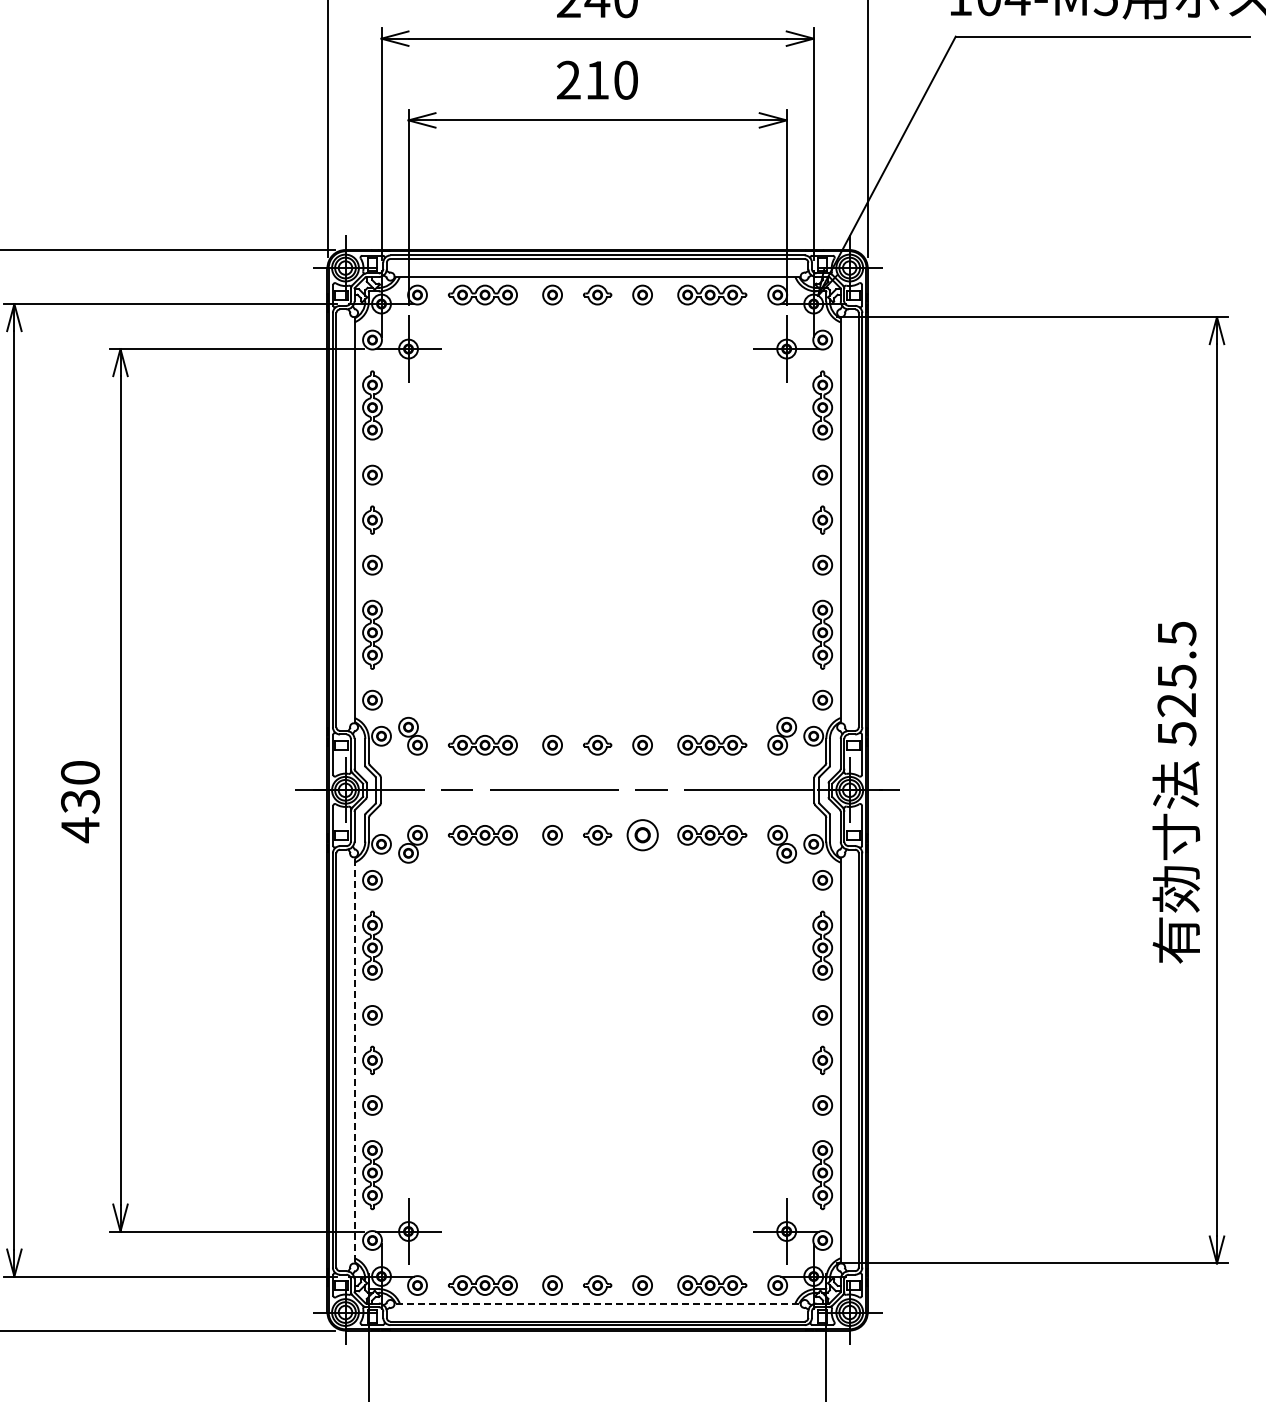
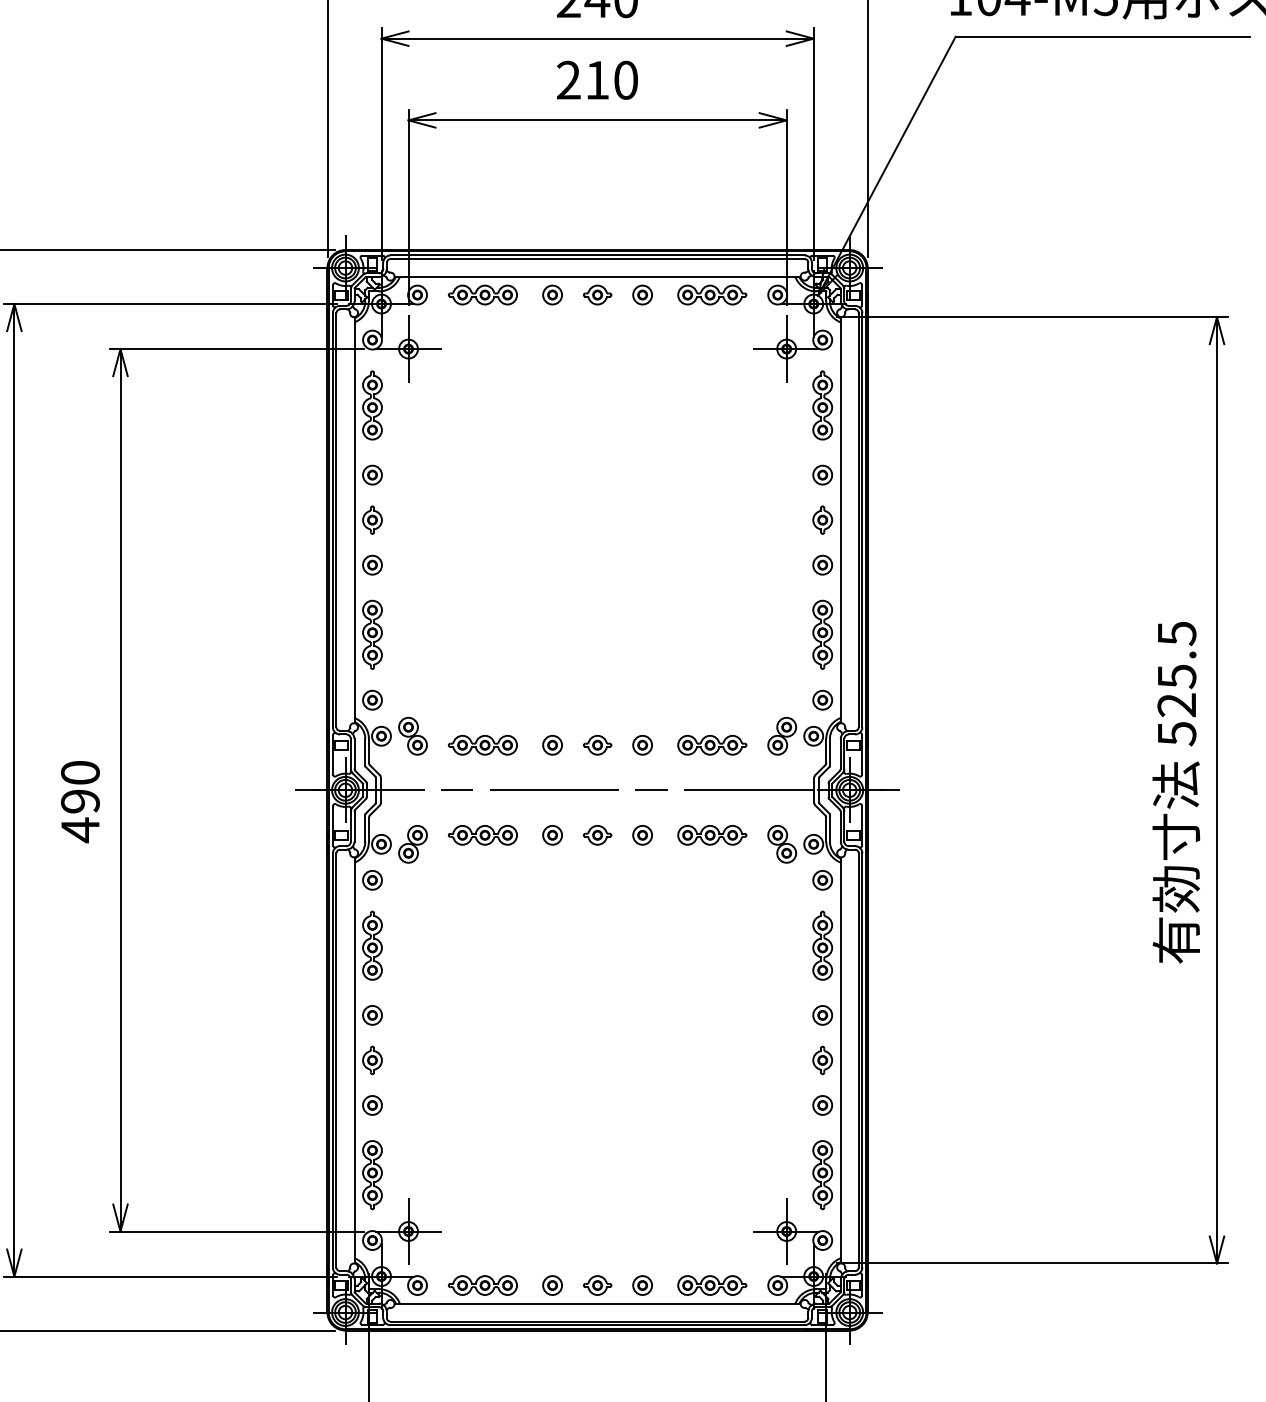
text: 430 -> 490 (80, 801)
part size: 33x33 px -> 21x21 px (642, 835)
line: dashed -> solid (354, 1060)
line: dashed -> solid (597, 1303)
